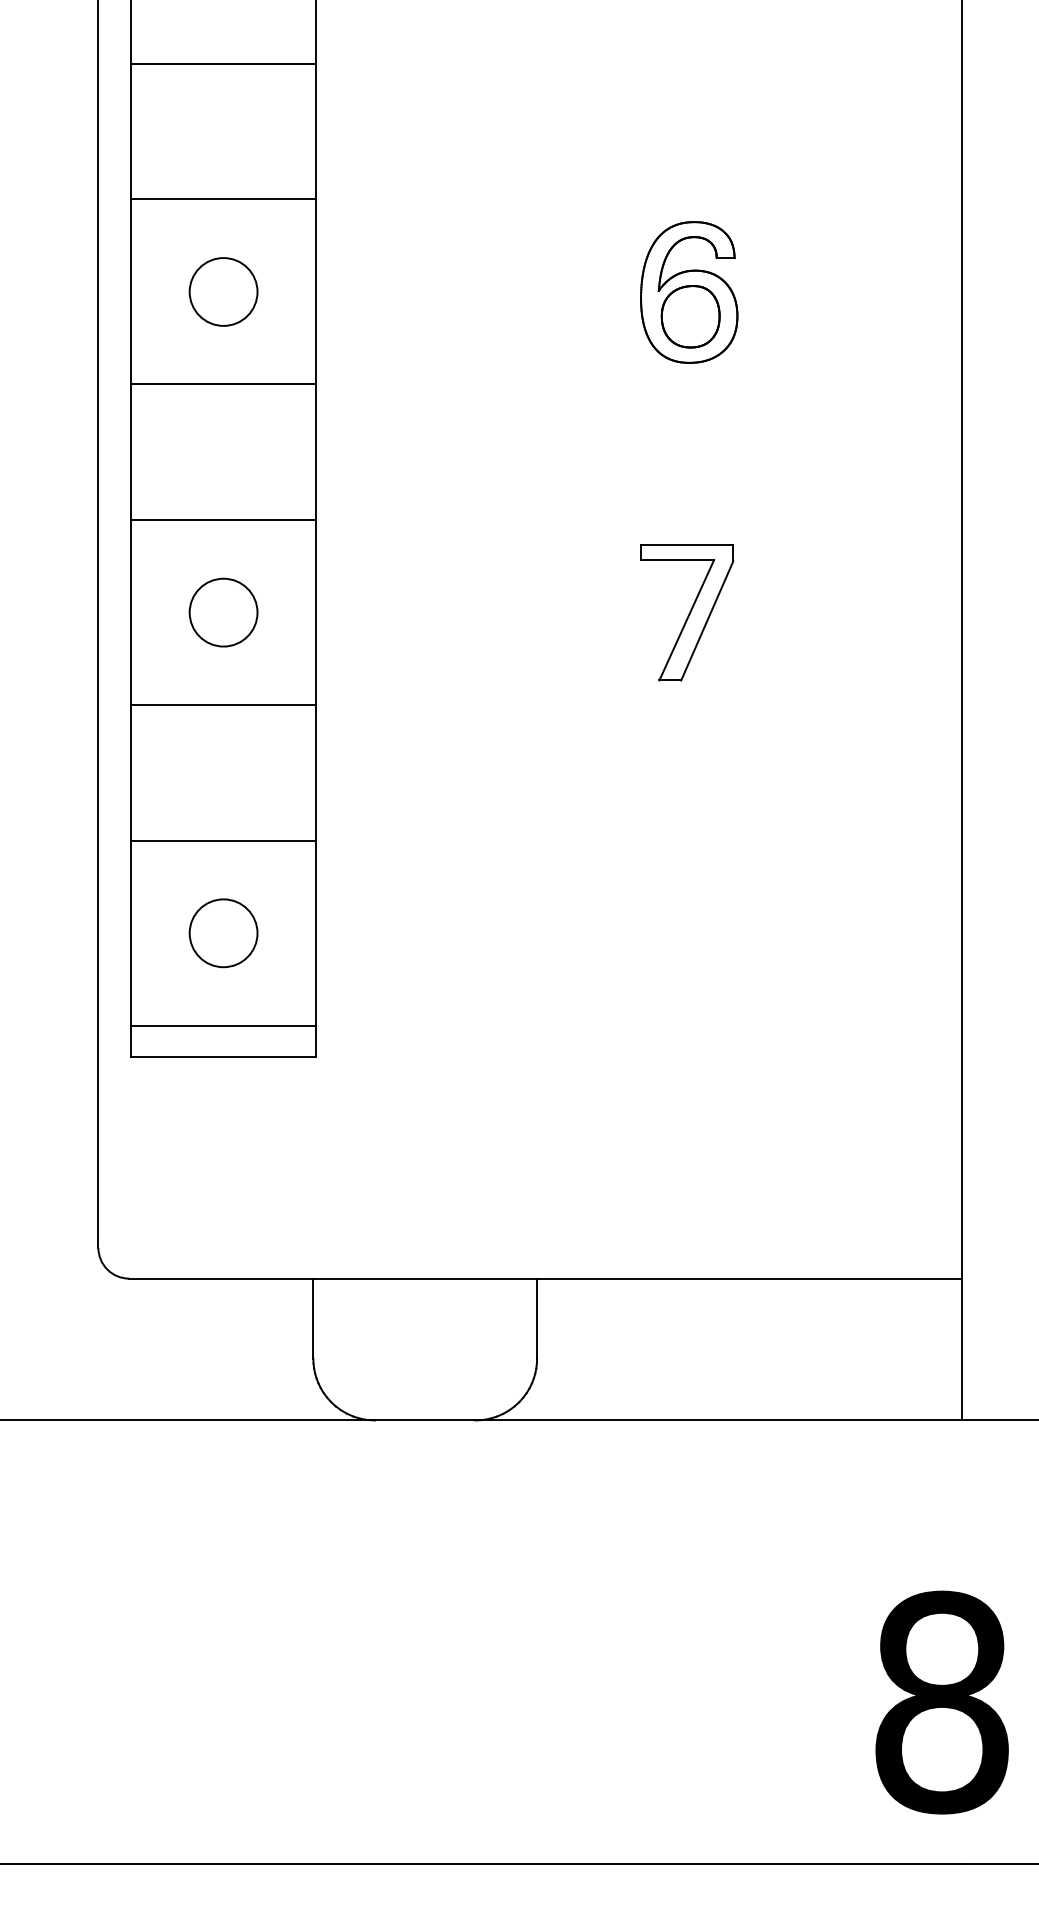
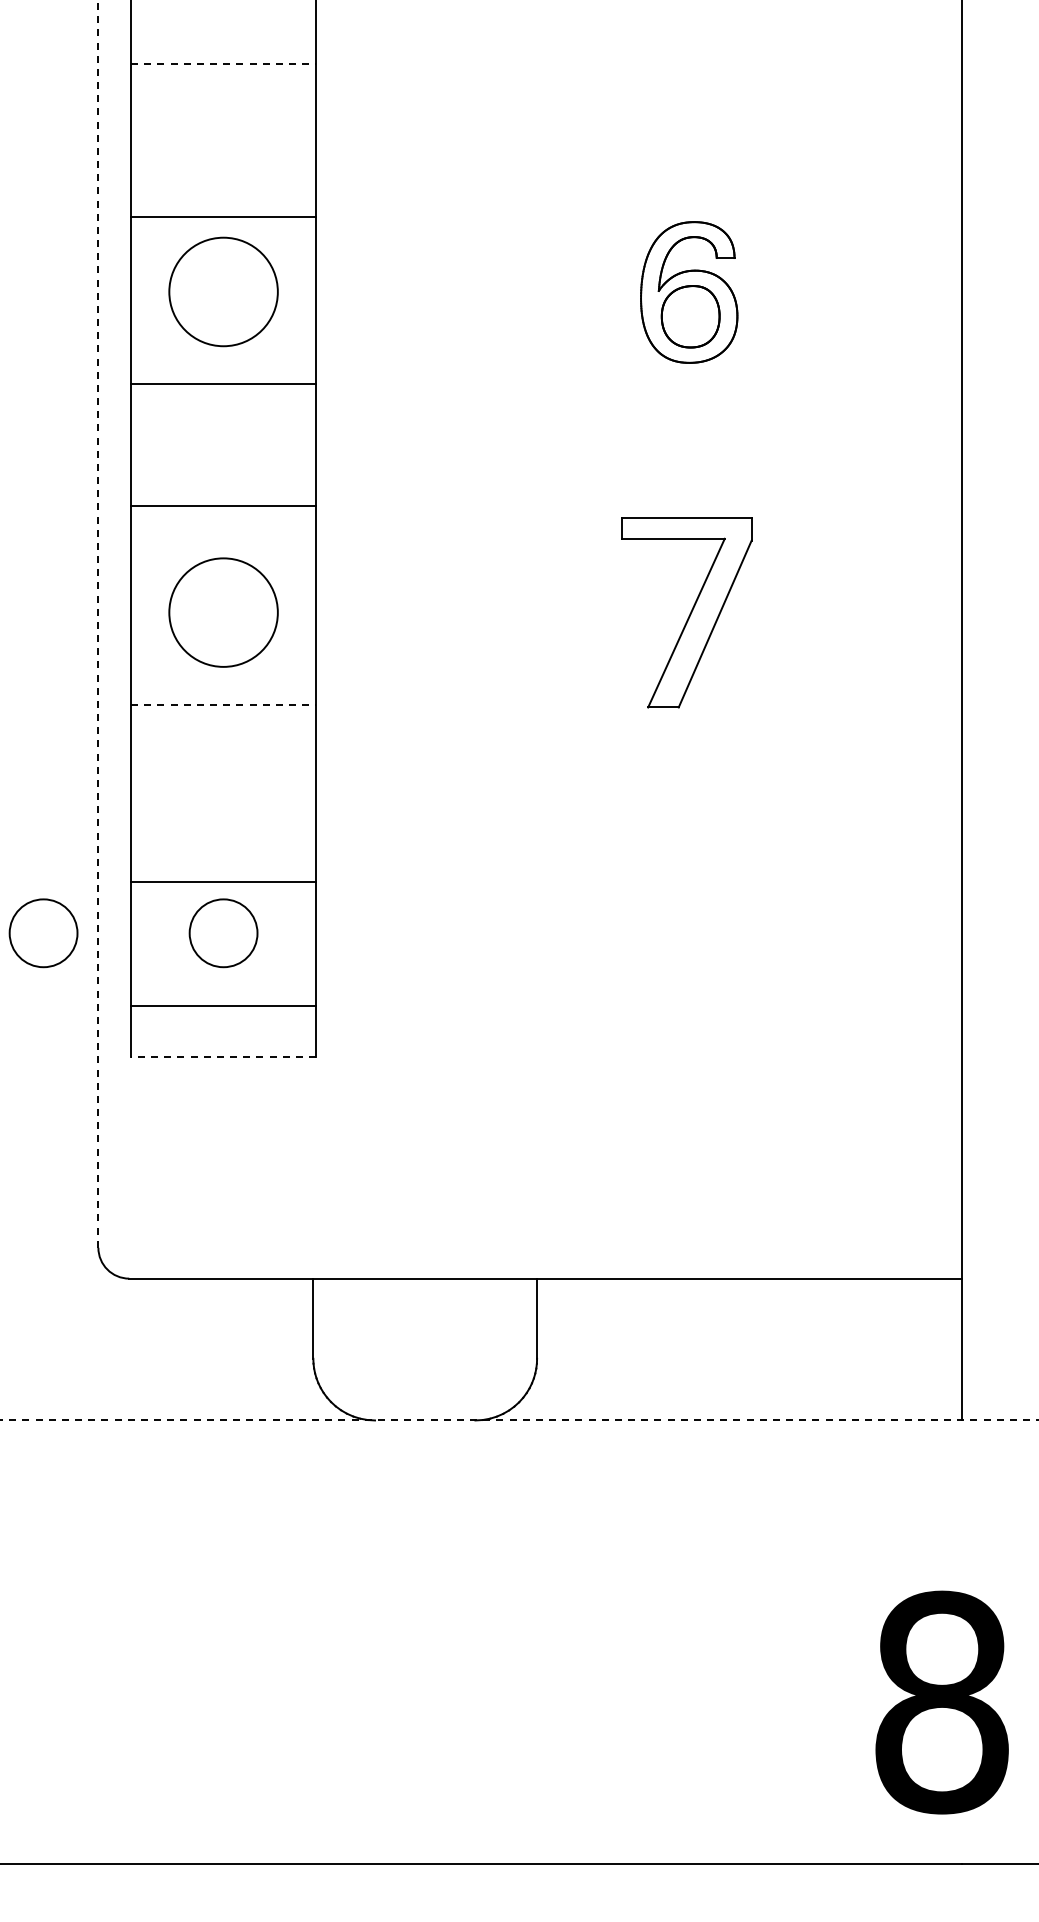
line: solid -> dashed (224, 63)
line position: (223, 199) -> (223, 217) (223, 217)
circle diameter: 68 px -> 109 px (223, 291)
line position: (223, 520) -> (223, 506) (223, 506)
circle diameter: 68 px -> 109 px (223, 612)
part size: 95x138 px -> 132x192 px (686, 612)
line: solid -> dashed (98, 624)
line: solid -> dashed (224, 705)
line position: (223, 840) -> (223, 881) (223, 881)
circle: none -> present (43, 933)
line position: (223, 1025) -> (223, 1005) (223, 1005)
line: solid -> dashed (223, 1056)
line: solid -> dashed (519, 1420)
